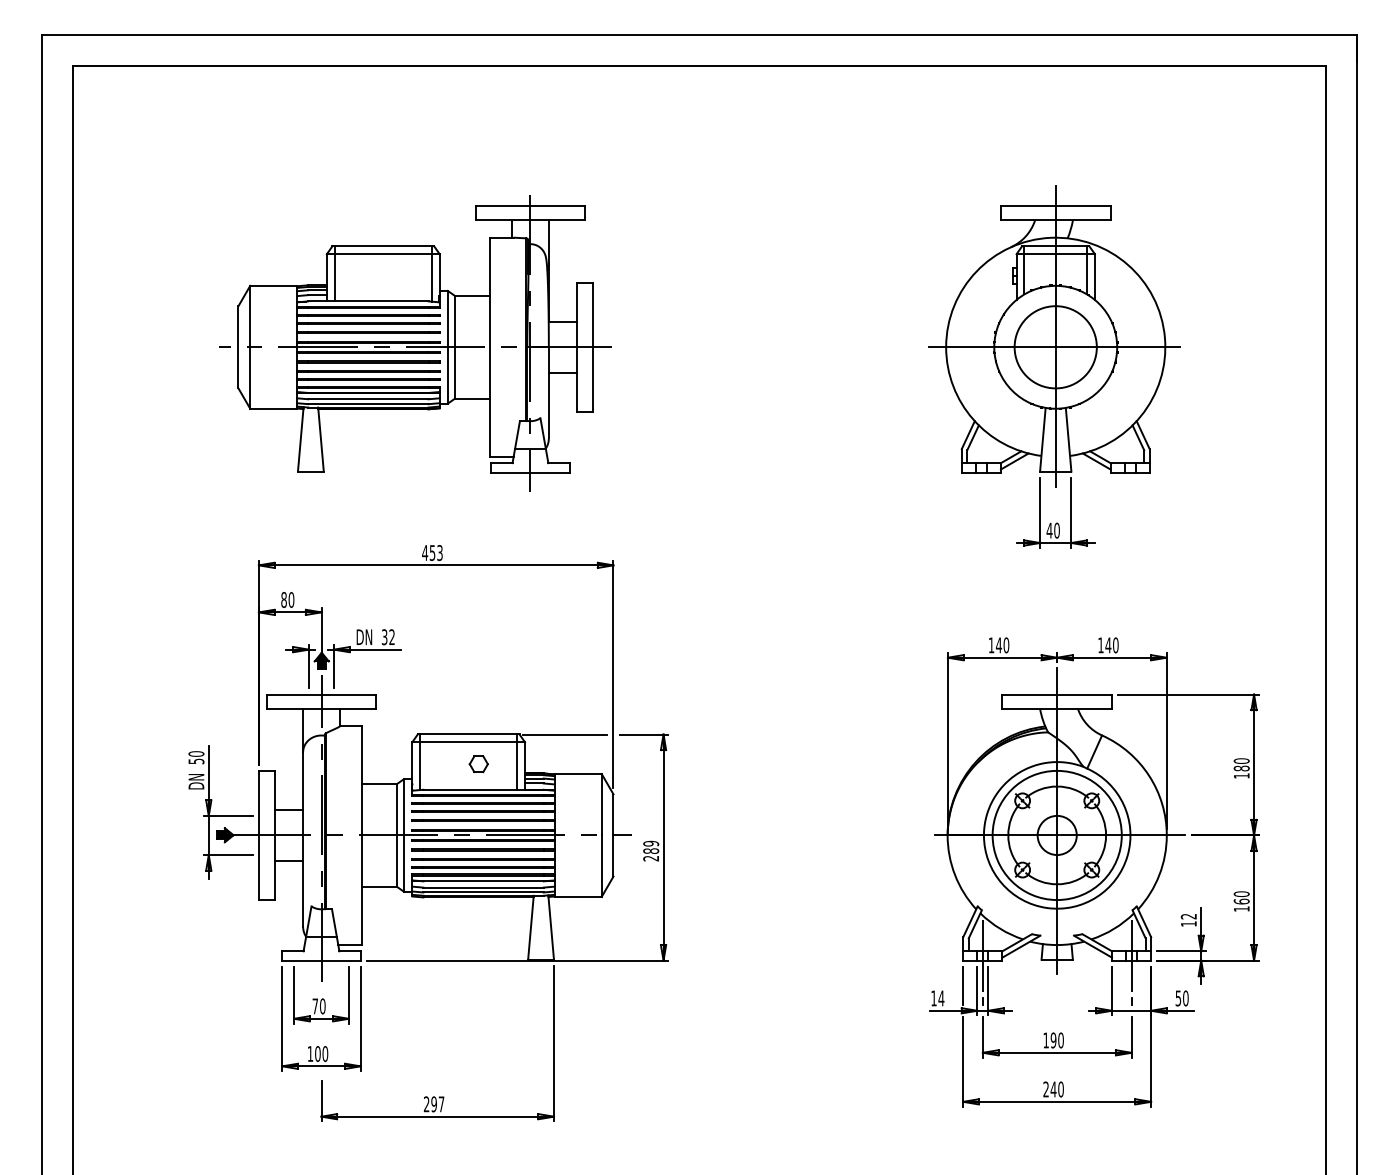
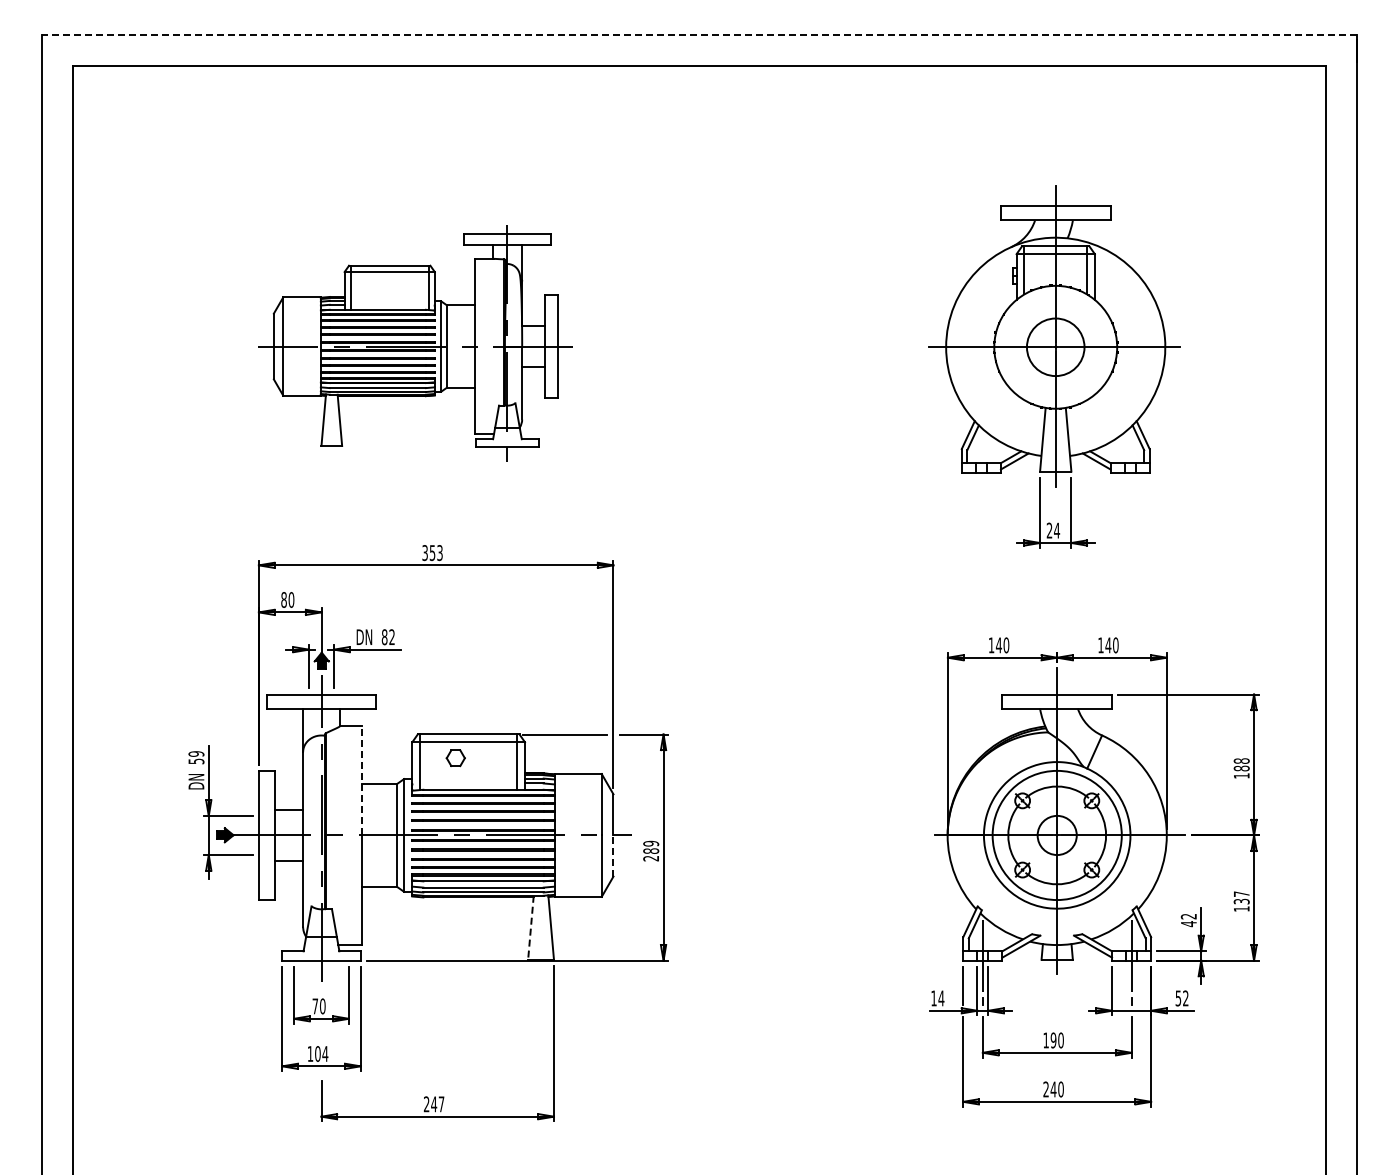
line: solid -> dashed (699, 35)
part size: 393x297 px -> 315x237 px (415, 343)
circle diameter: 82 px -> 58 px (1055, 347)
text: 40 -> 24 (1053, 530)
text: 453 -> 353 (425, 553)
text: 32 -> 82 (384, 637)
text: 50 -> 59 (196, 753)
text: 180 -> 188 (1241, 760)
part position: (478, 764) -> (455, 758) (455, 758)
line: solid -> dashed (362, 780)
line: solid -> dashed (613, 856)
text: 160 -> 137 (1241, 897)
text: 12 -> 42 (1188, 924)
line: solid -> dashed (530, 928)
text: 50 -> 52 (1185, 998)
text: 100 -> 104 (325, 1053)
text: 297 -> 247 (434, 1104)
